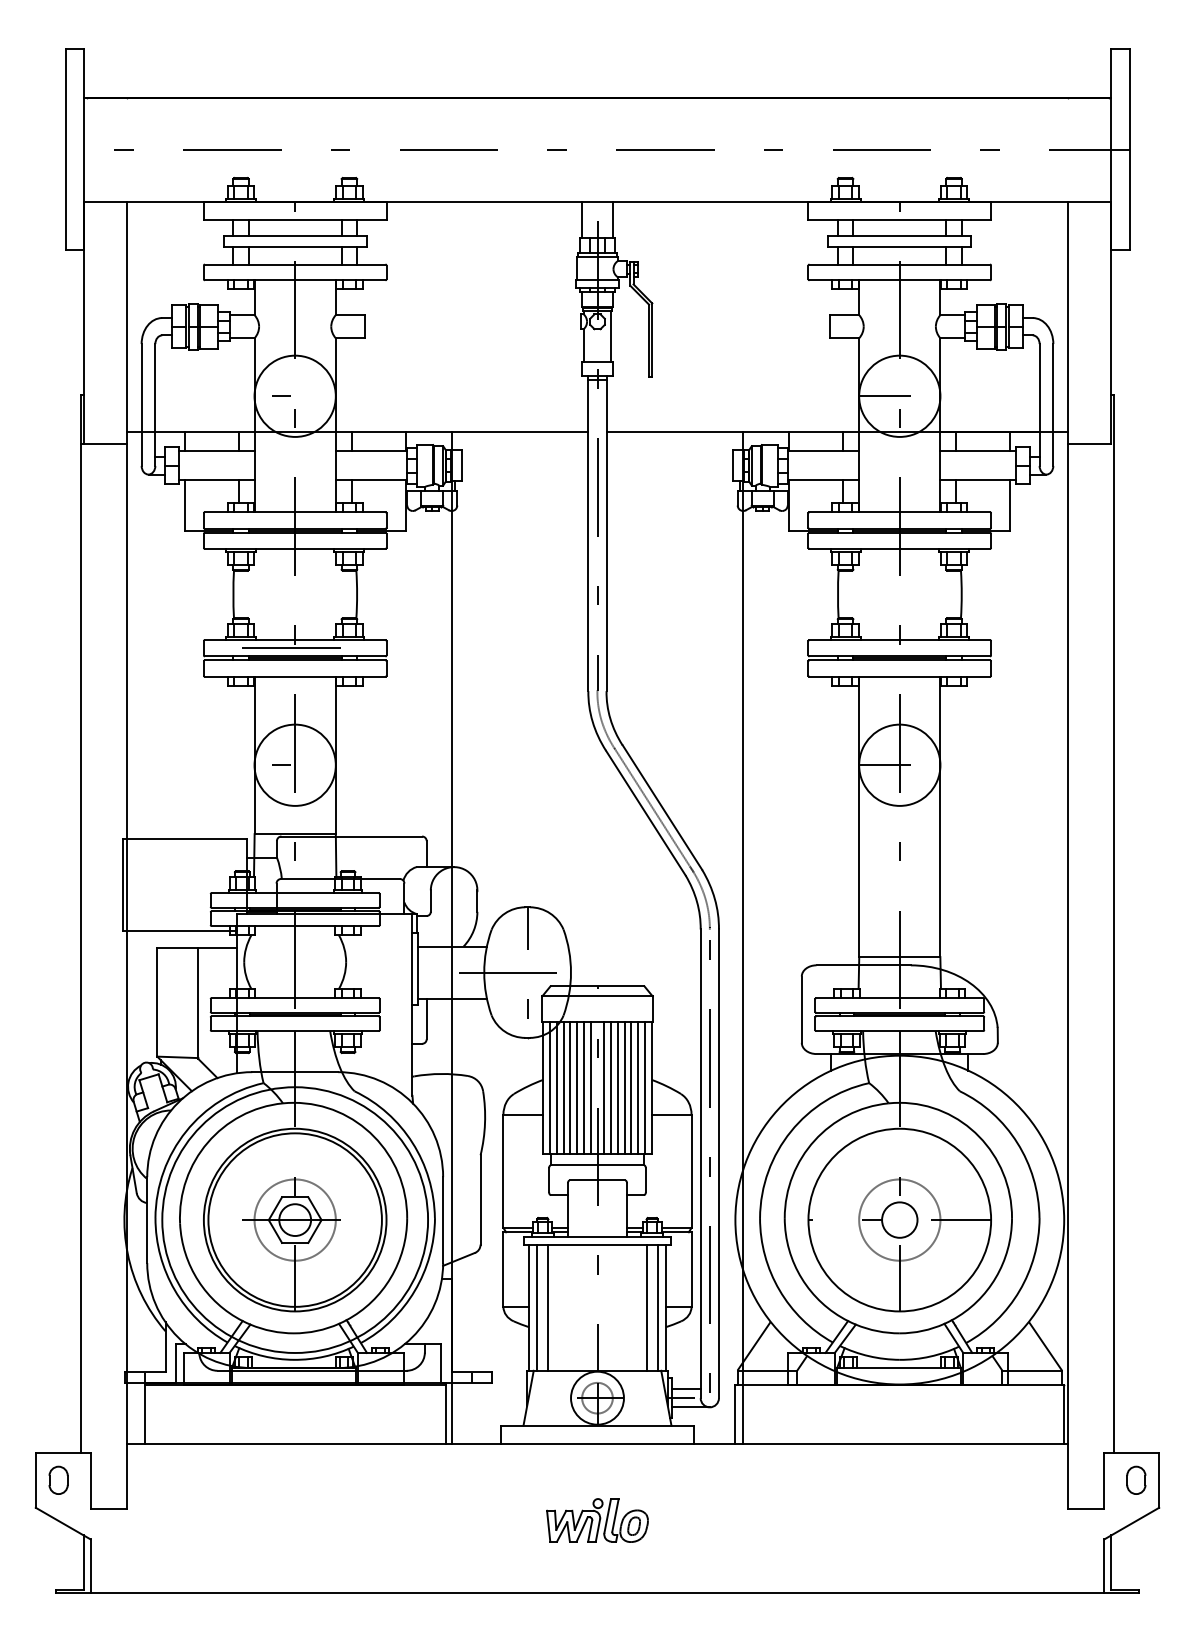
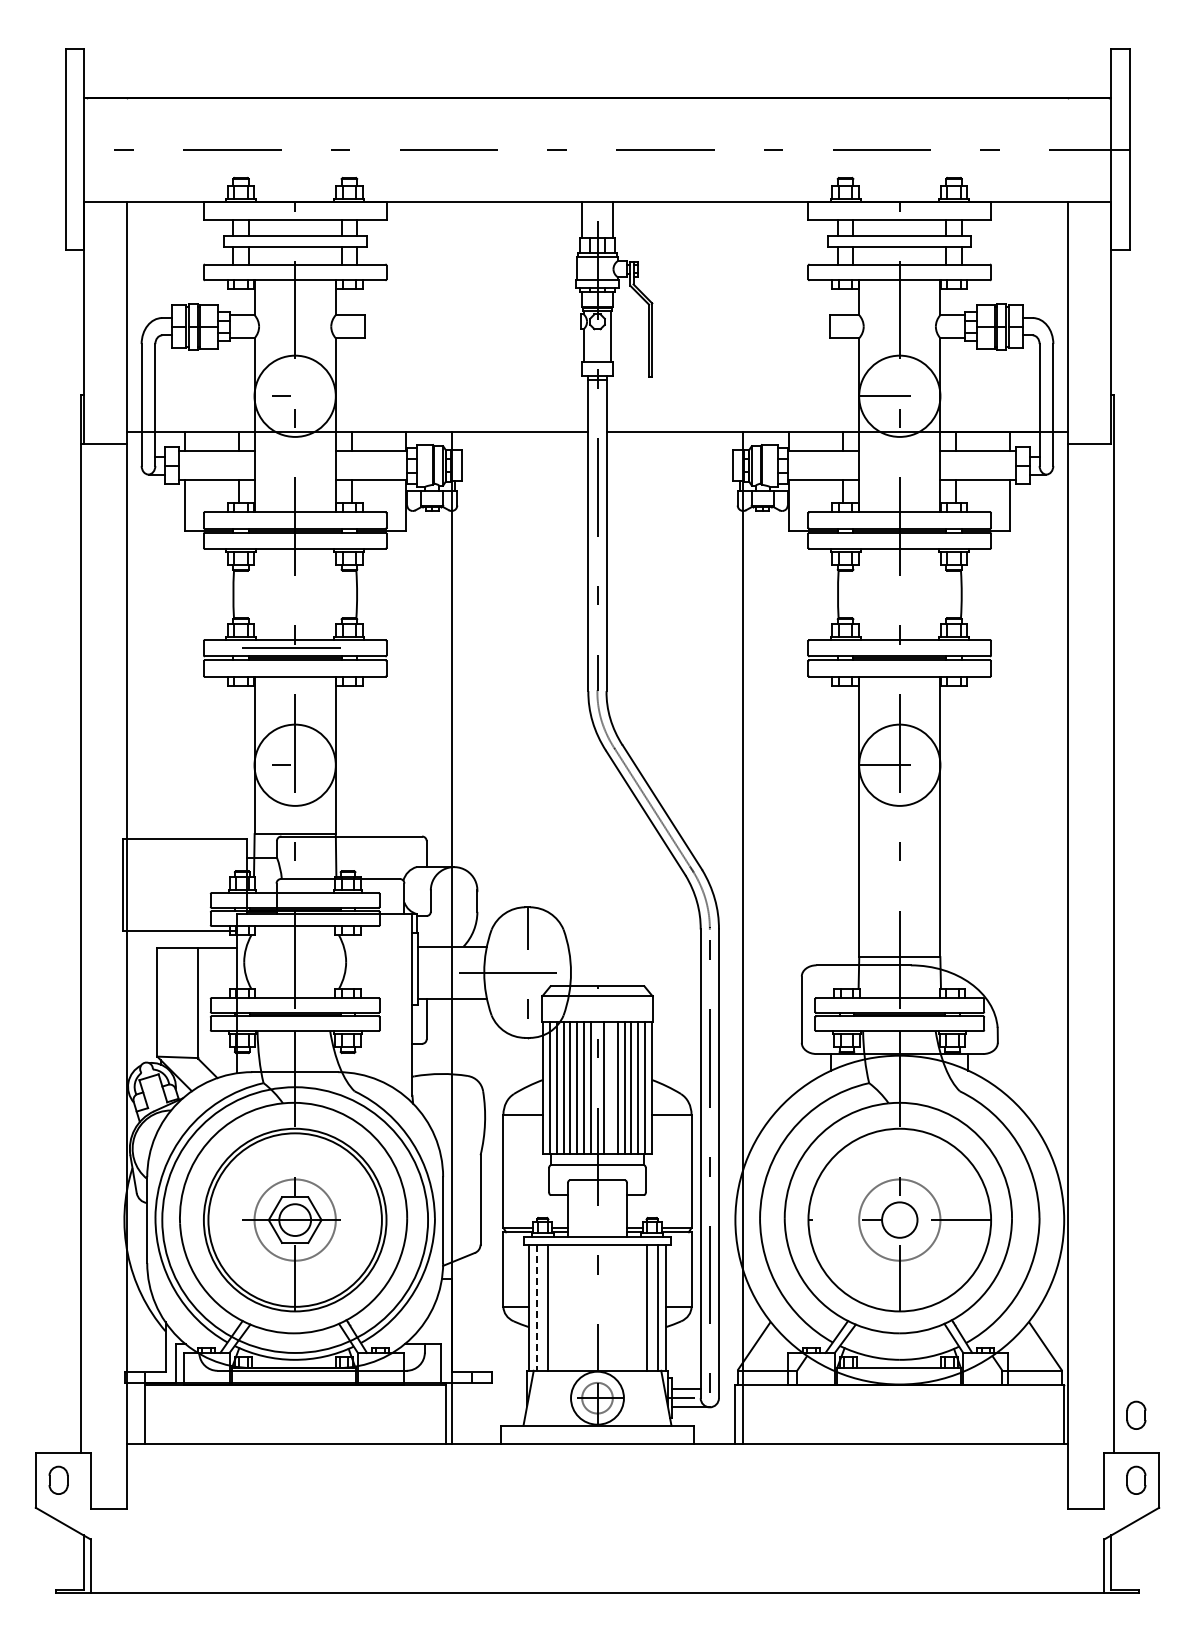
line: present -> none (611, 1088)
line: solid -> dashed (537, 1308)
part: none -> present (1136, 1414)
part: present -> none (597, 1520)
